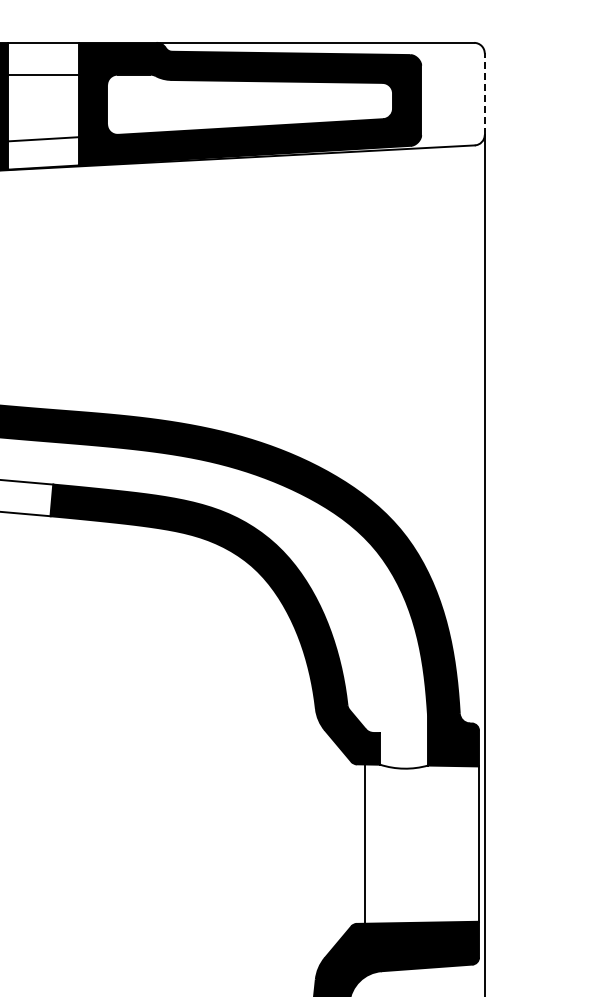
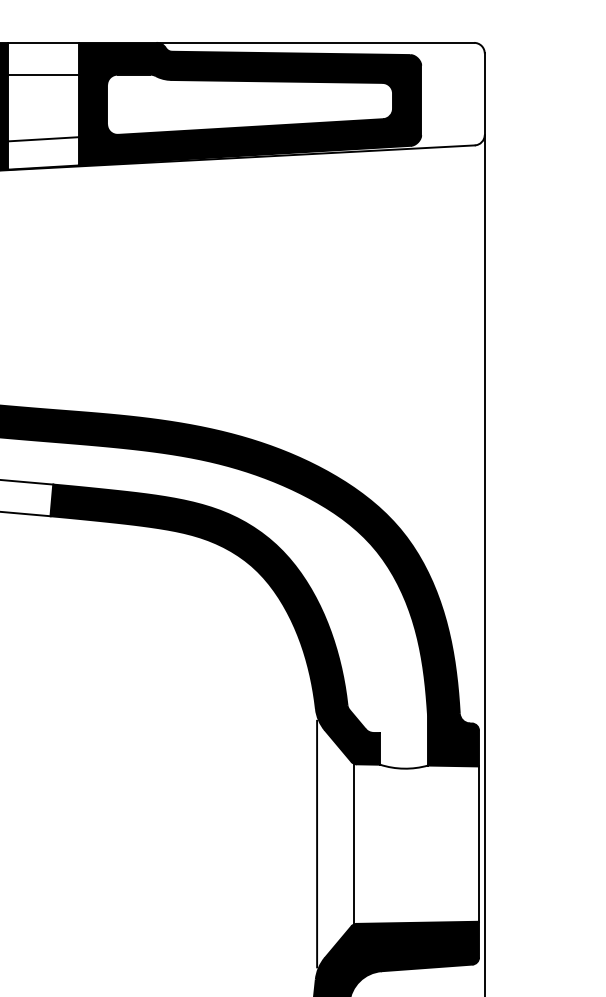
line: dashed -> solid (484, 94)
line: none -> present (317, 843)
line position: (364, 843) -> (353, 843) (353, 843)
